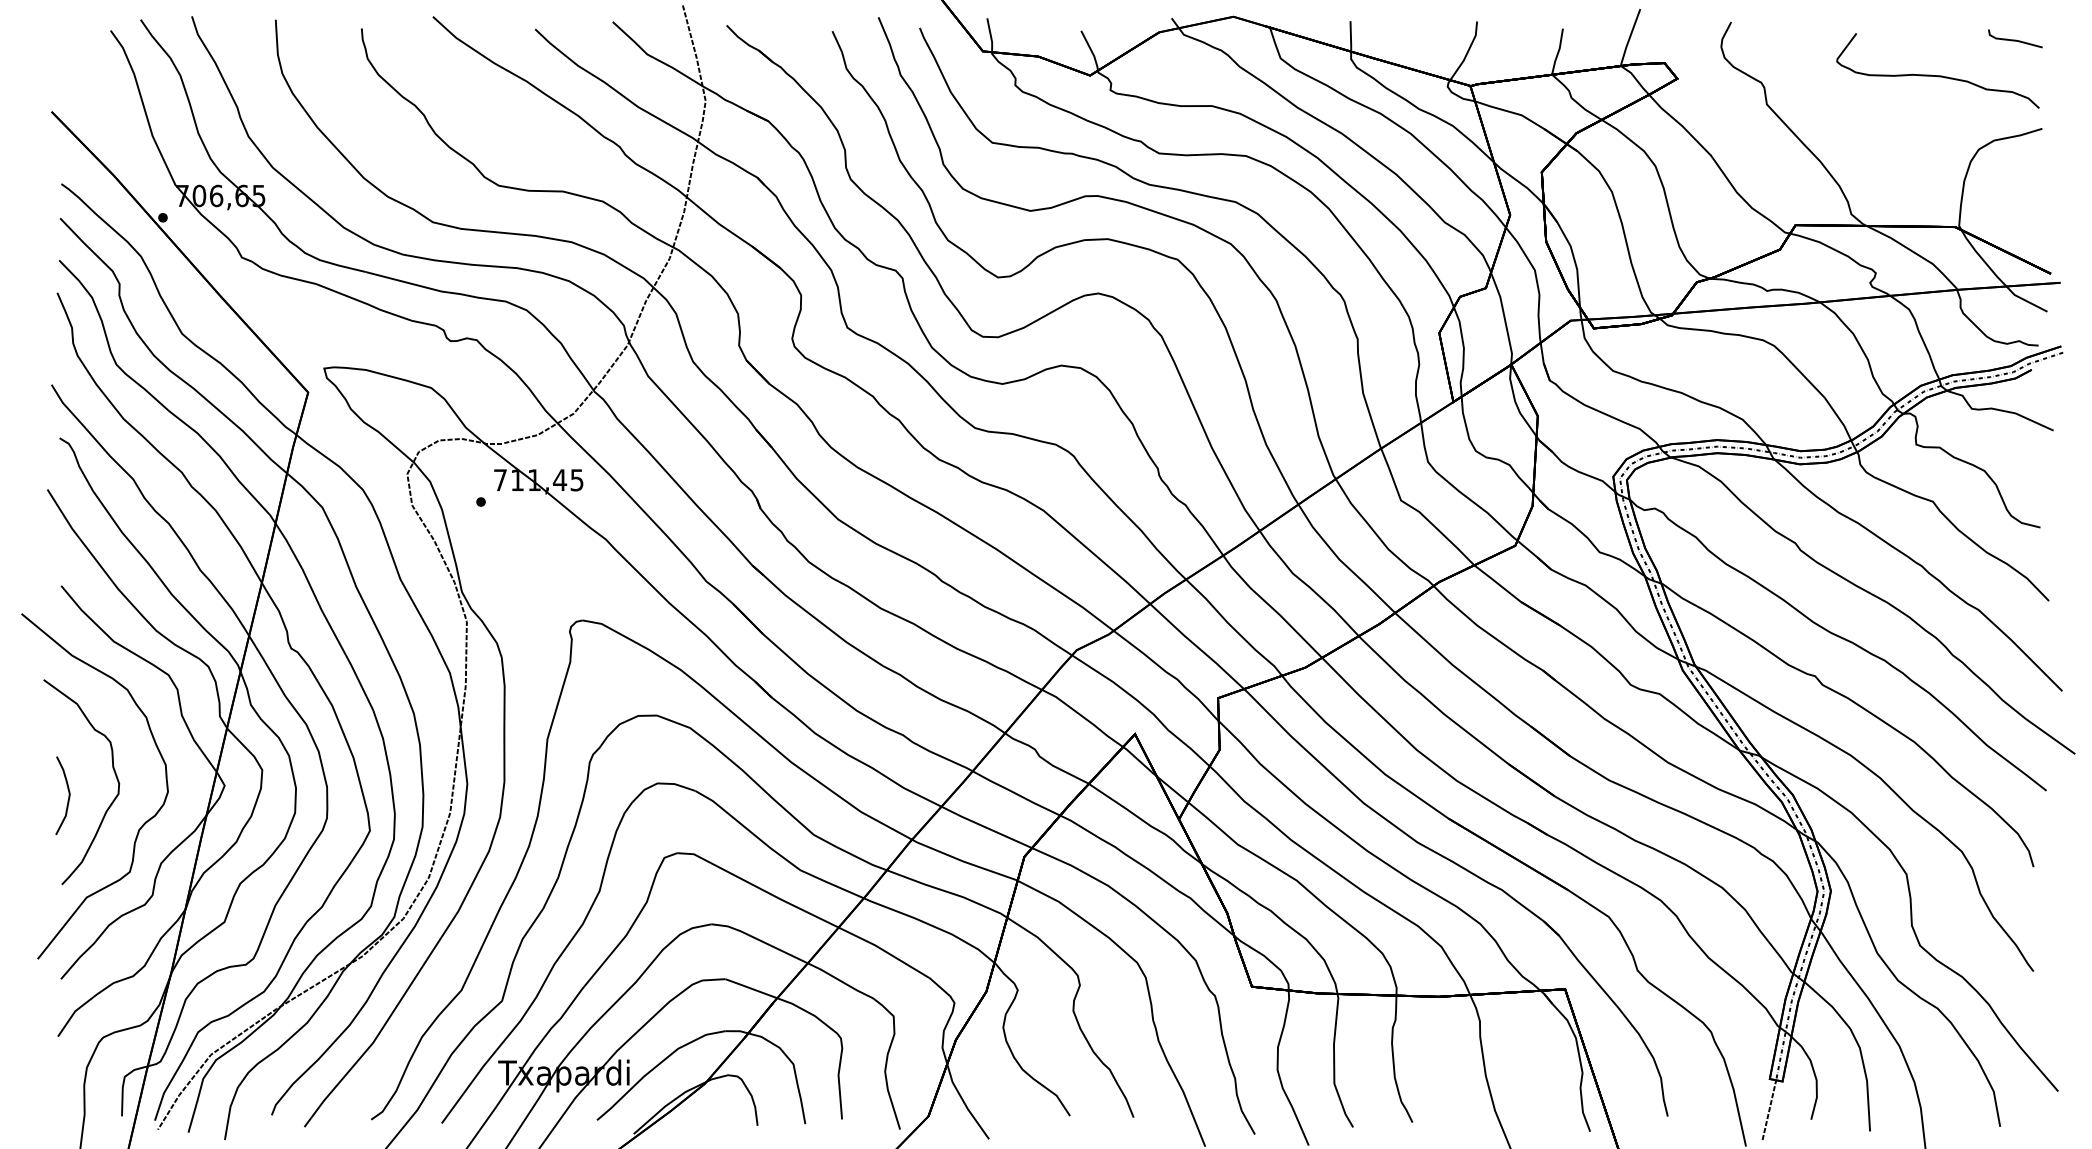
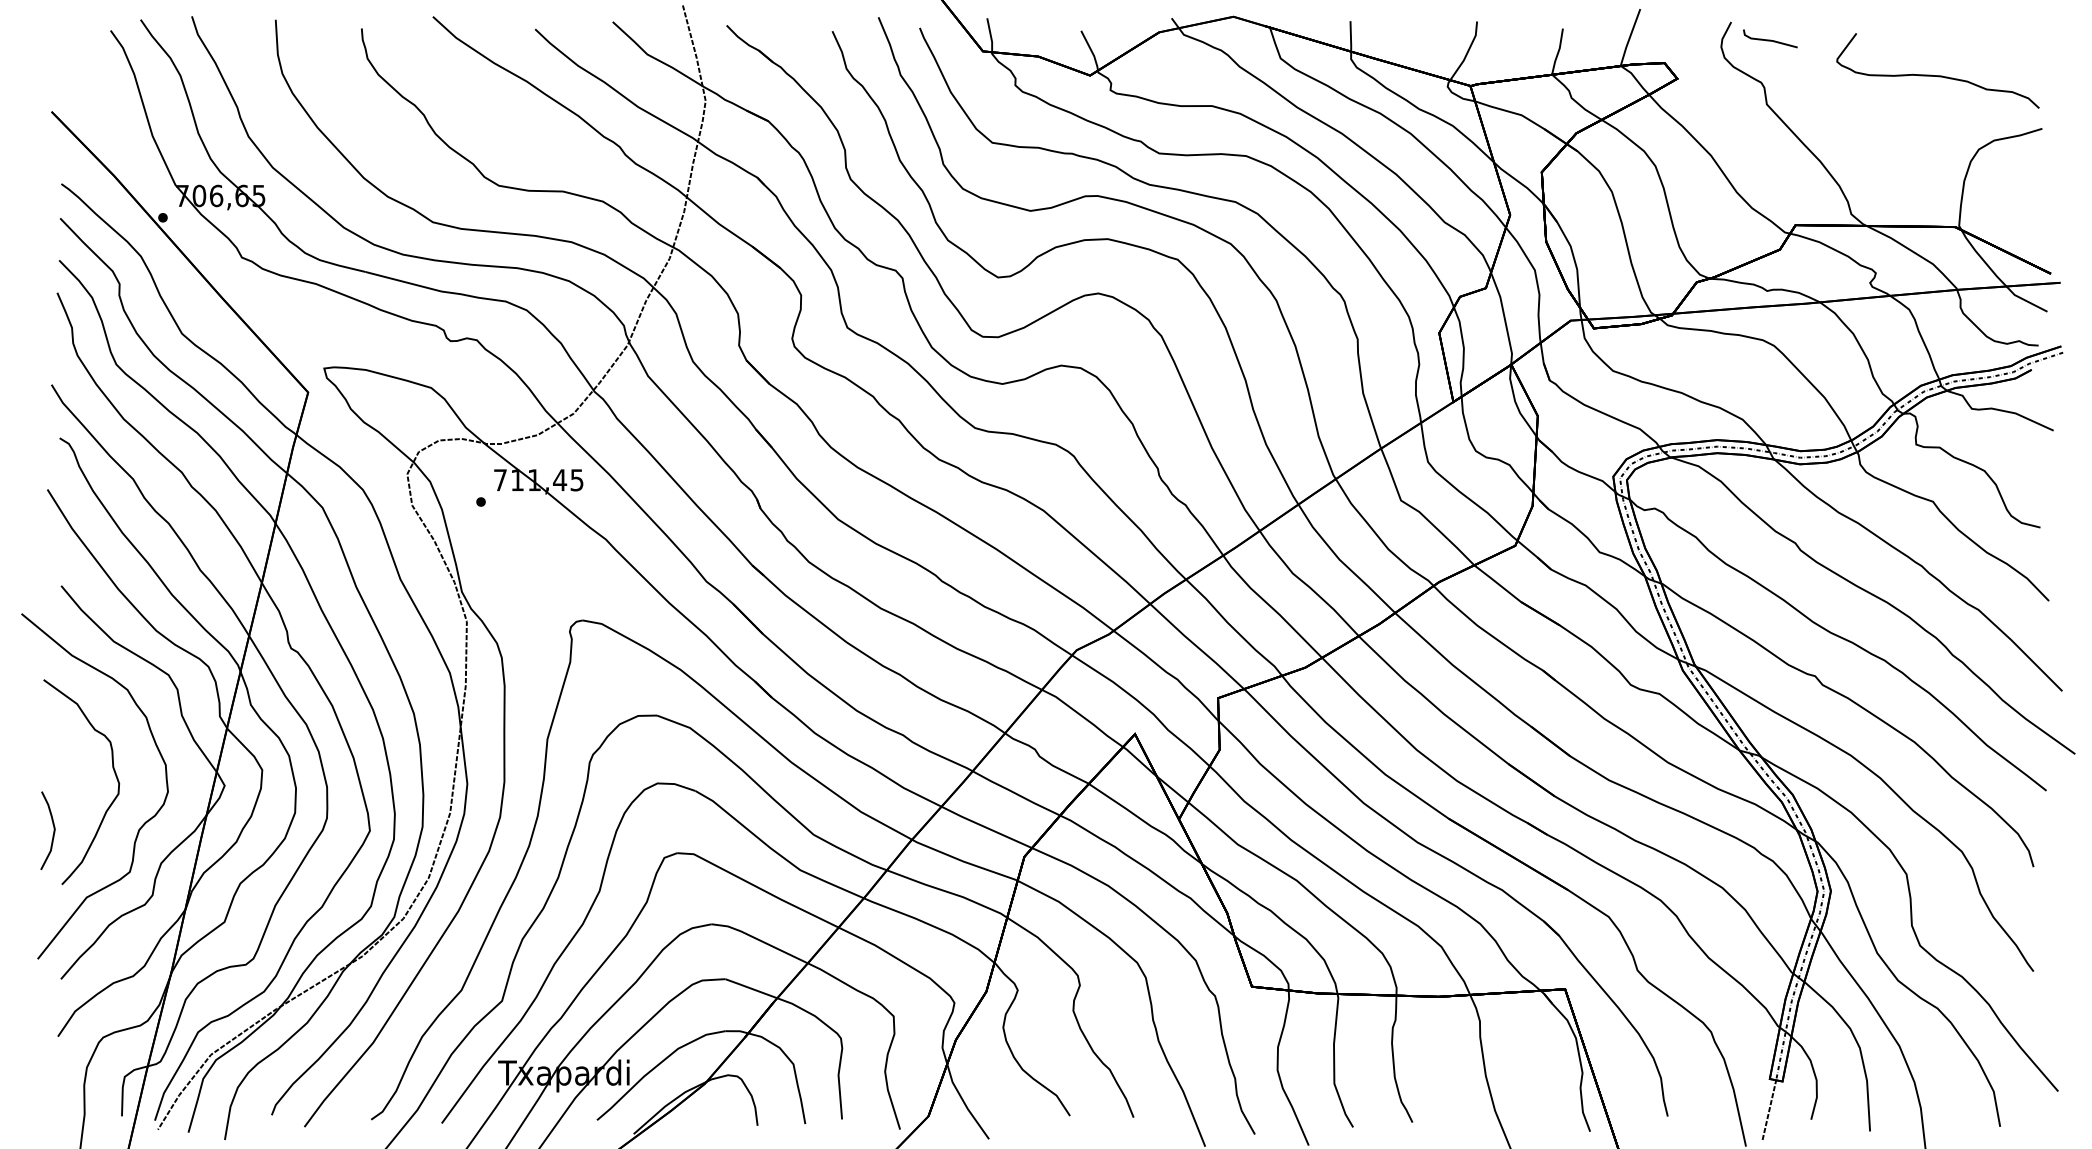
line position: (2015, 39) -> (1770, 39) (1770, 39)
curve position: (68, 795) -> (53, 830) (53, 830)
